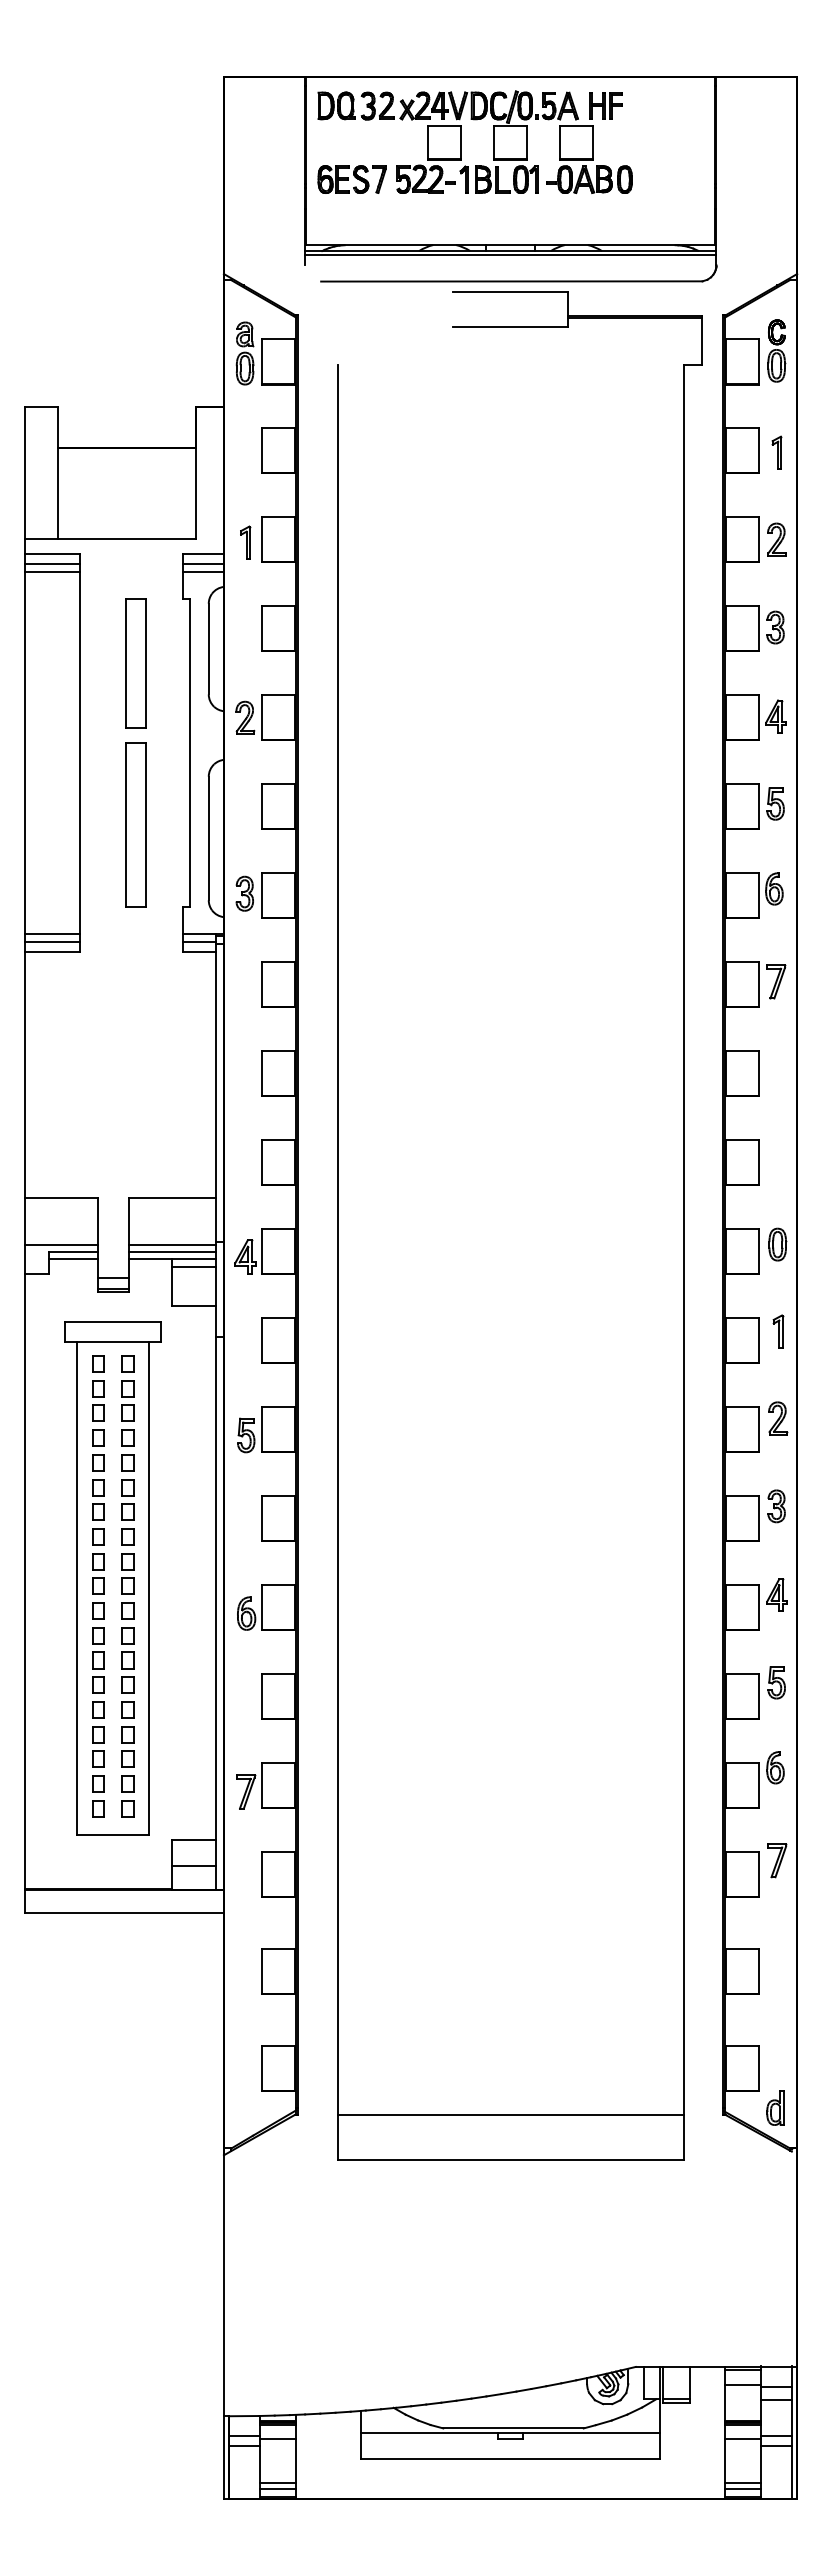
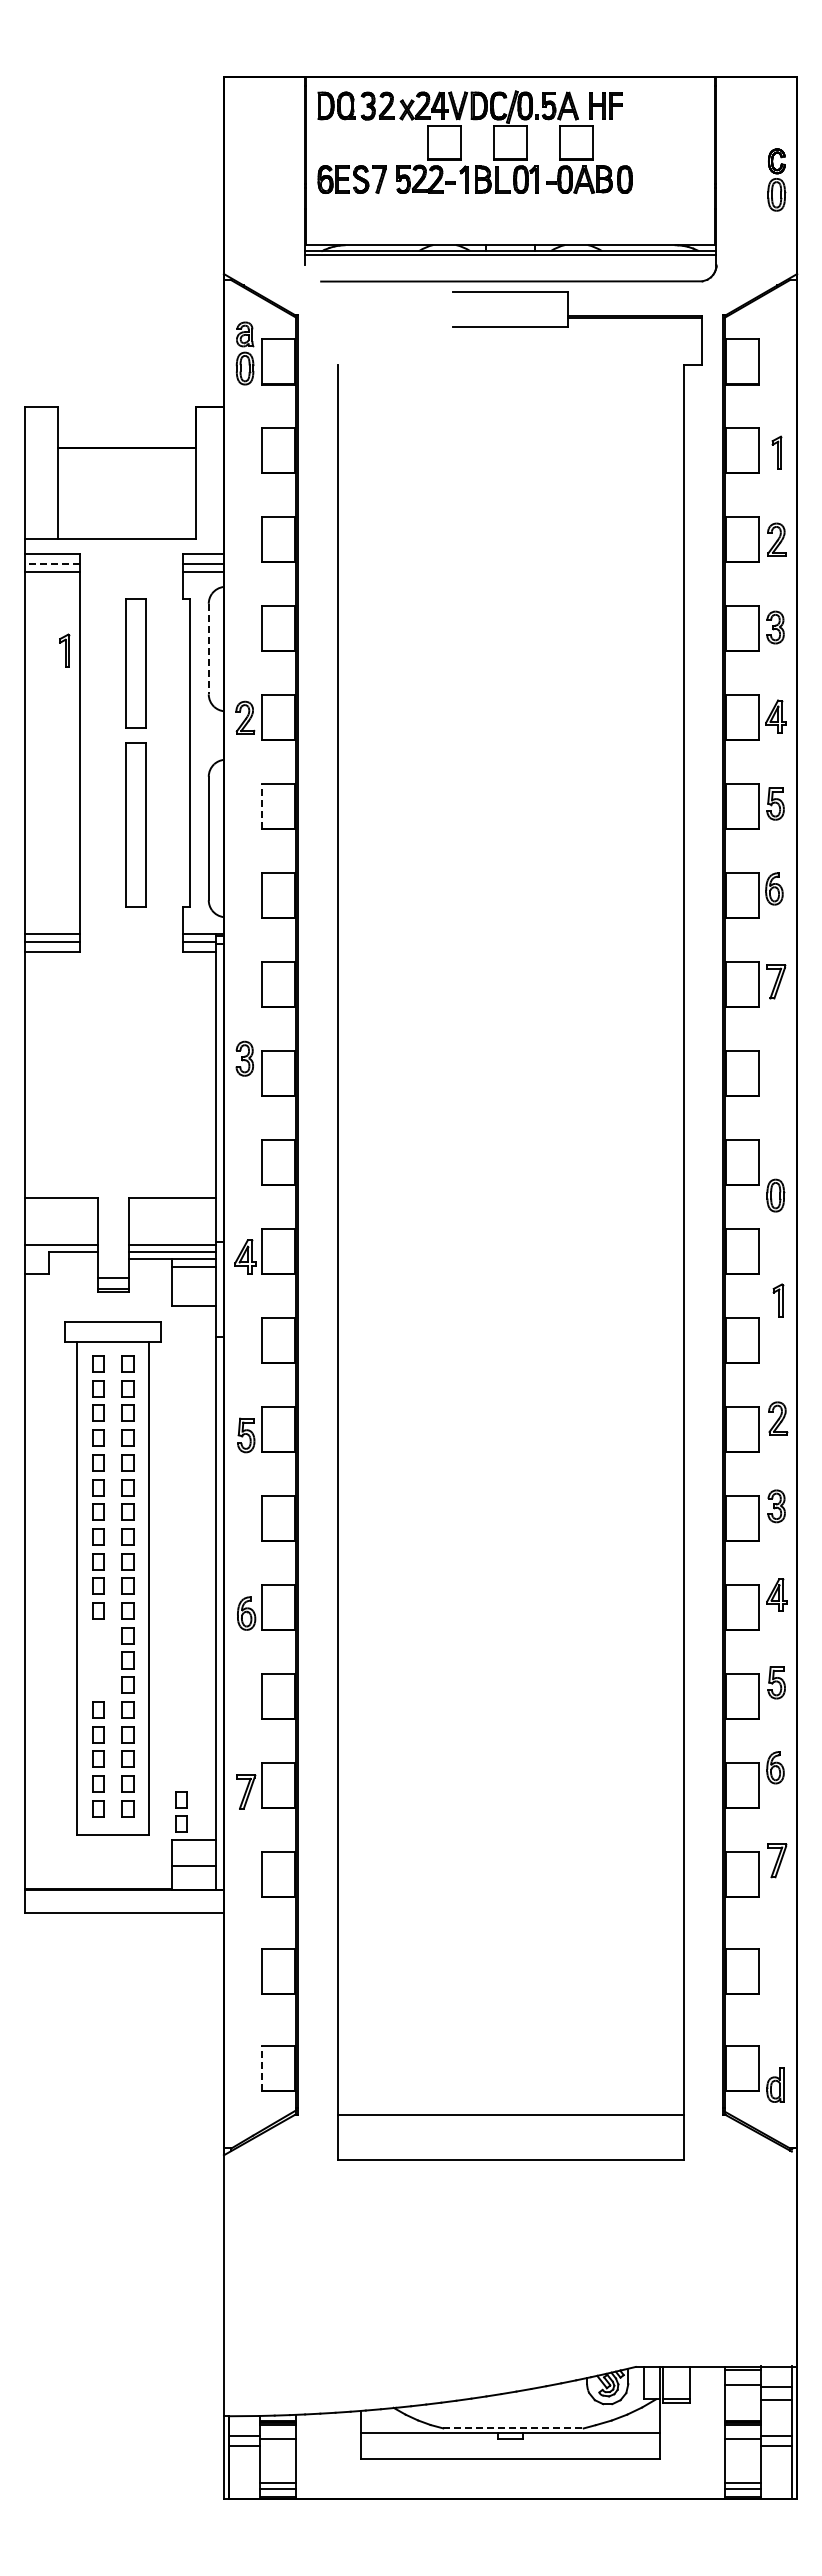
part position: (776, 350) -> (776, 179) (776, 179)
part position: (245, 542) -> (64, 650) (64, 650)
line: solid -> dashed (52, 563)
line: solid -> dashed (208, 649)
line: solid -> dashed (261, 806)
part position: (244, 893) -> (244, 1058) (244, 1058)
part position: (777, 1244) -> (775, 1195) (775, 1195)
line: present -> none (73, 1258)
part position: (778, 1331) -> (778, 1300) (778, 1300)
part: present -> none (98, 1660)
part: none -> present (181, 1811)
line: solid -> dashed (261, 2068)
part position: (775, 2107) -> (775, 2084) (775, 2084)
line: solid -> dashed (514, 2428)
